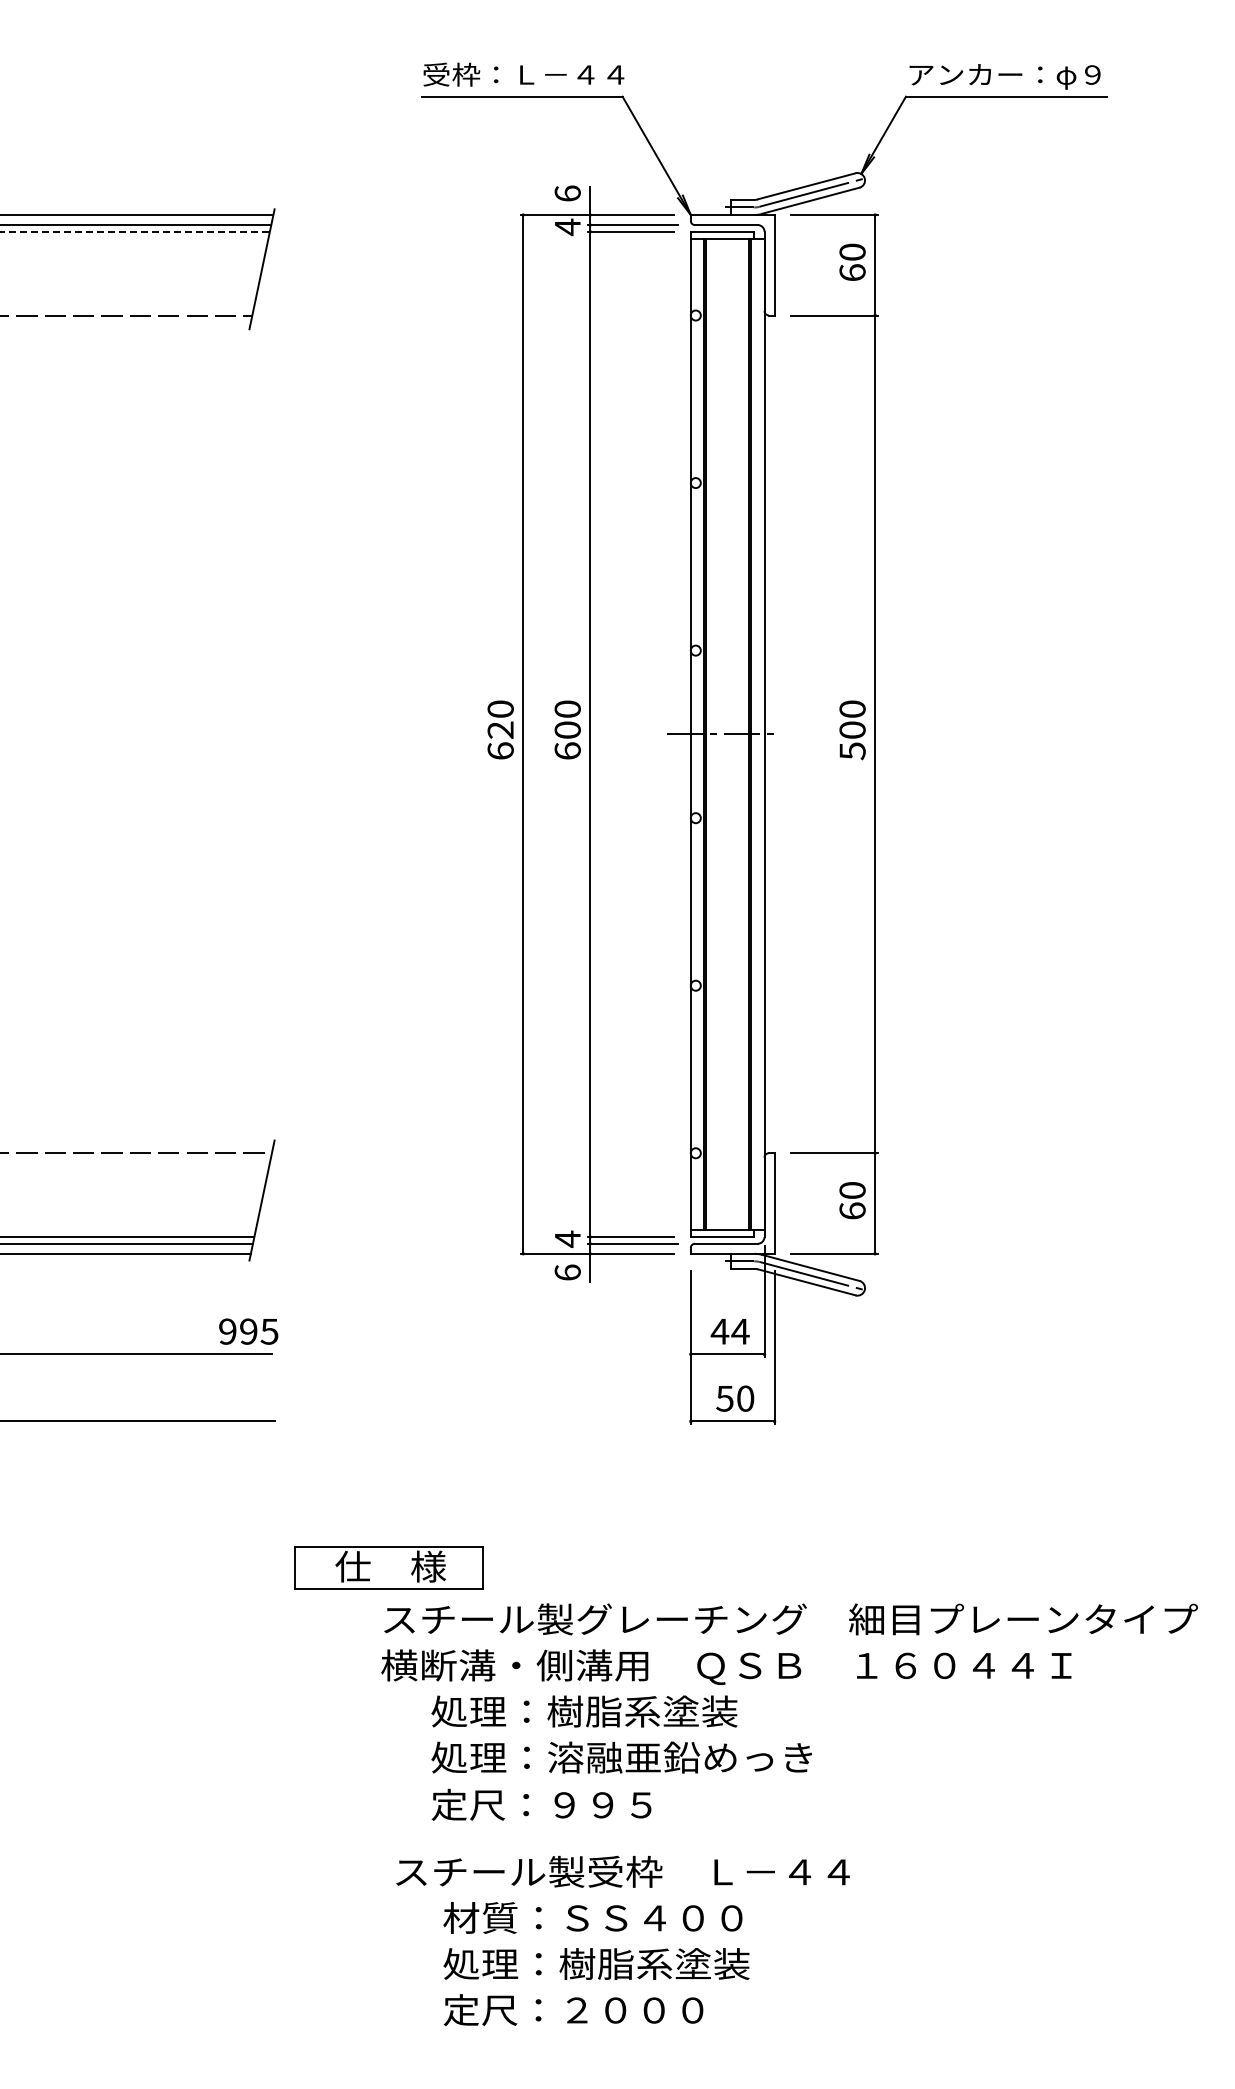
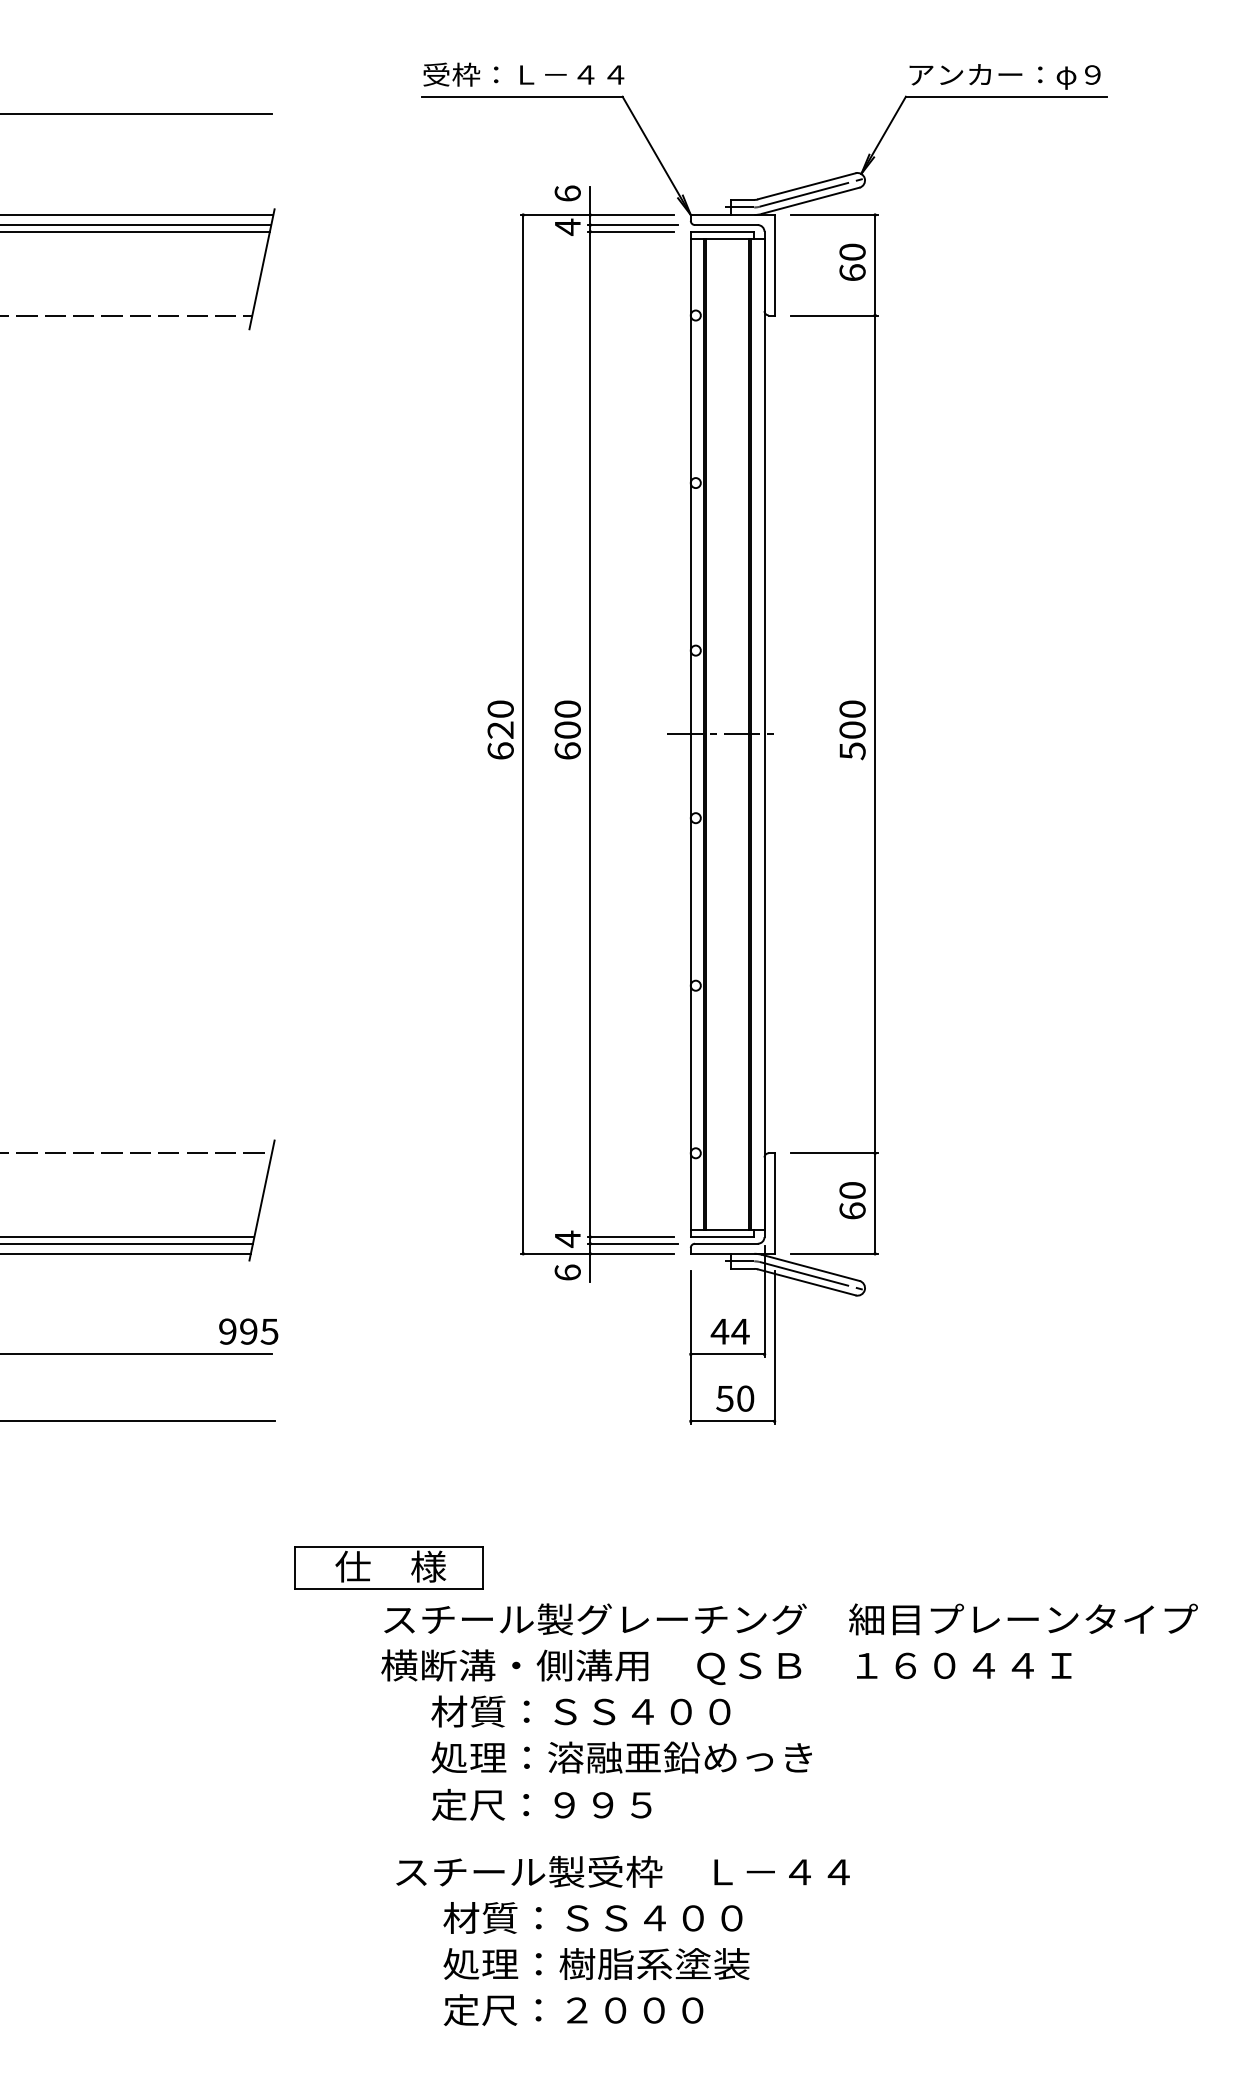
line: none -> present (136, 114)
line: dashed -> solid (135, 231)
text: 処理：樹脂系塗装 -> 材質：ＳＳ４００ (584, 1711)
